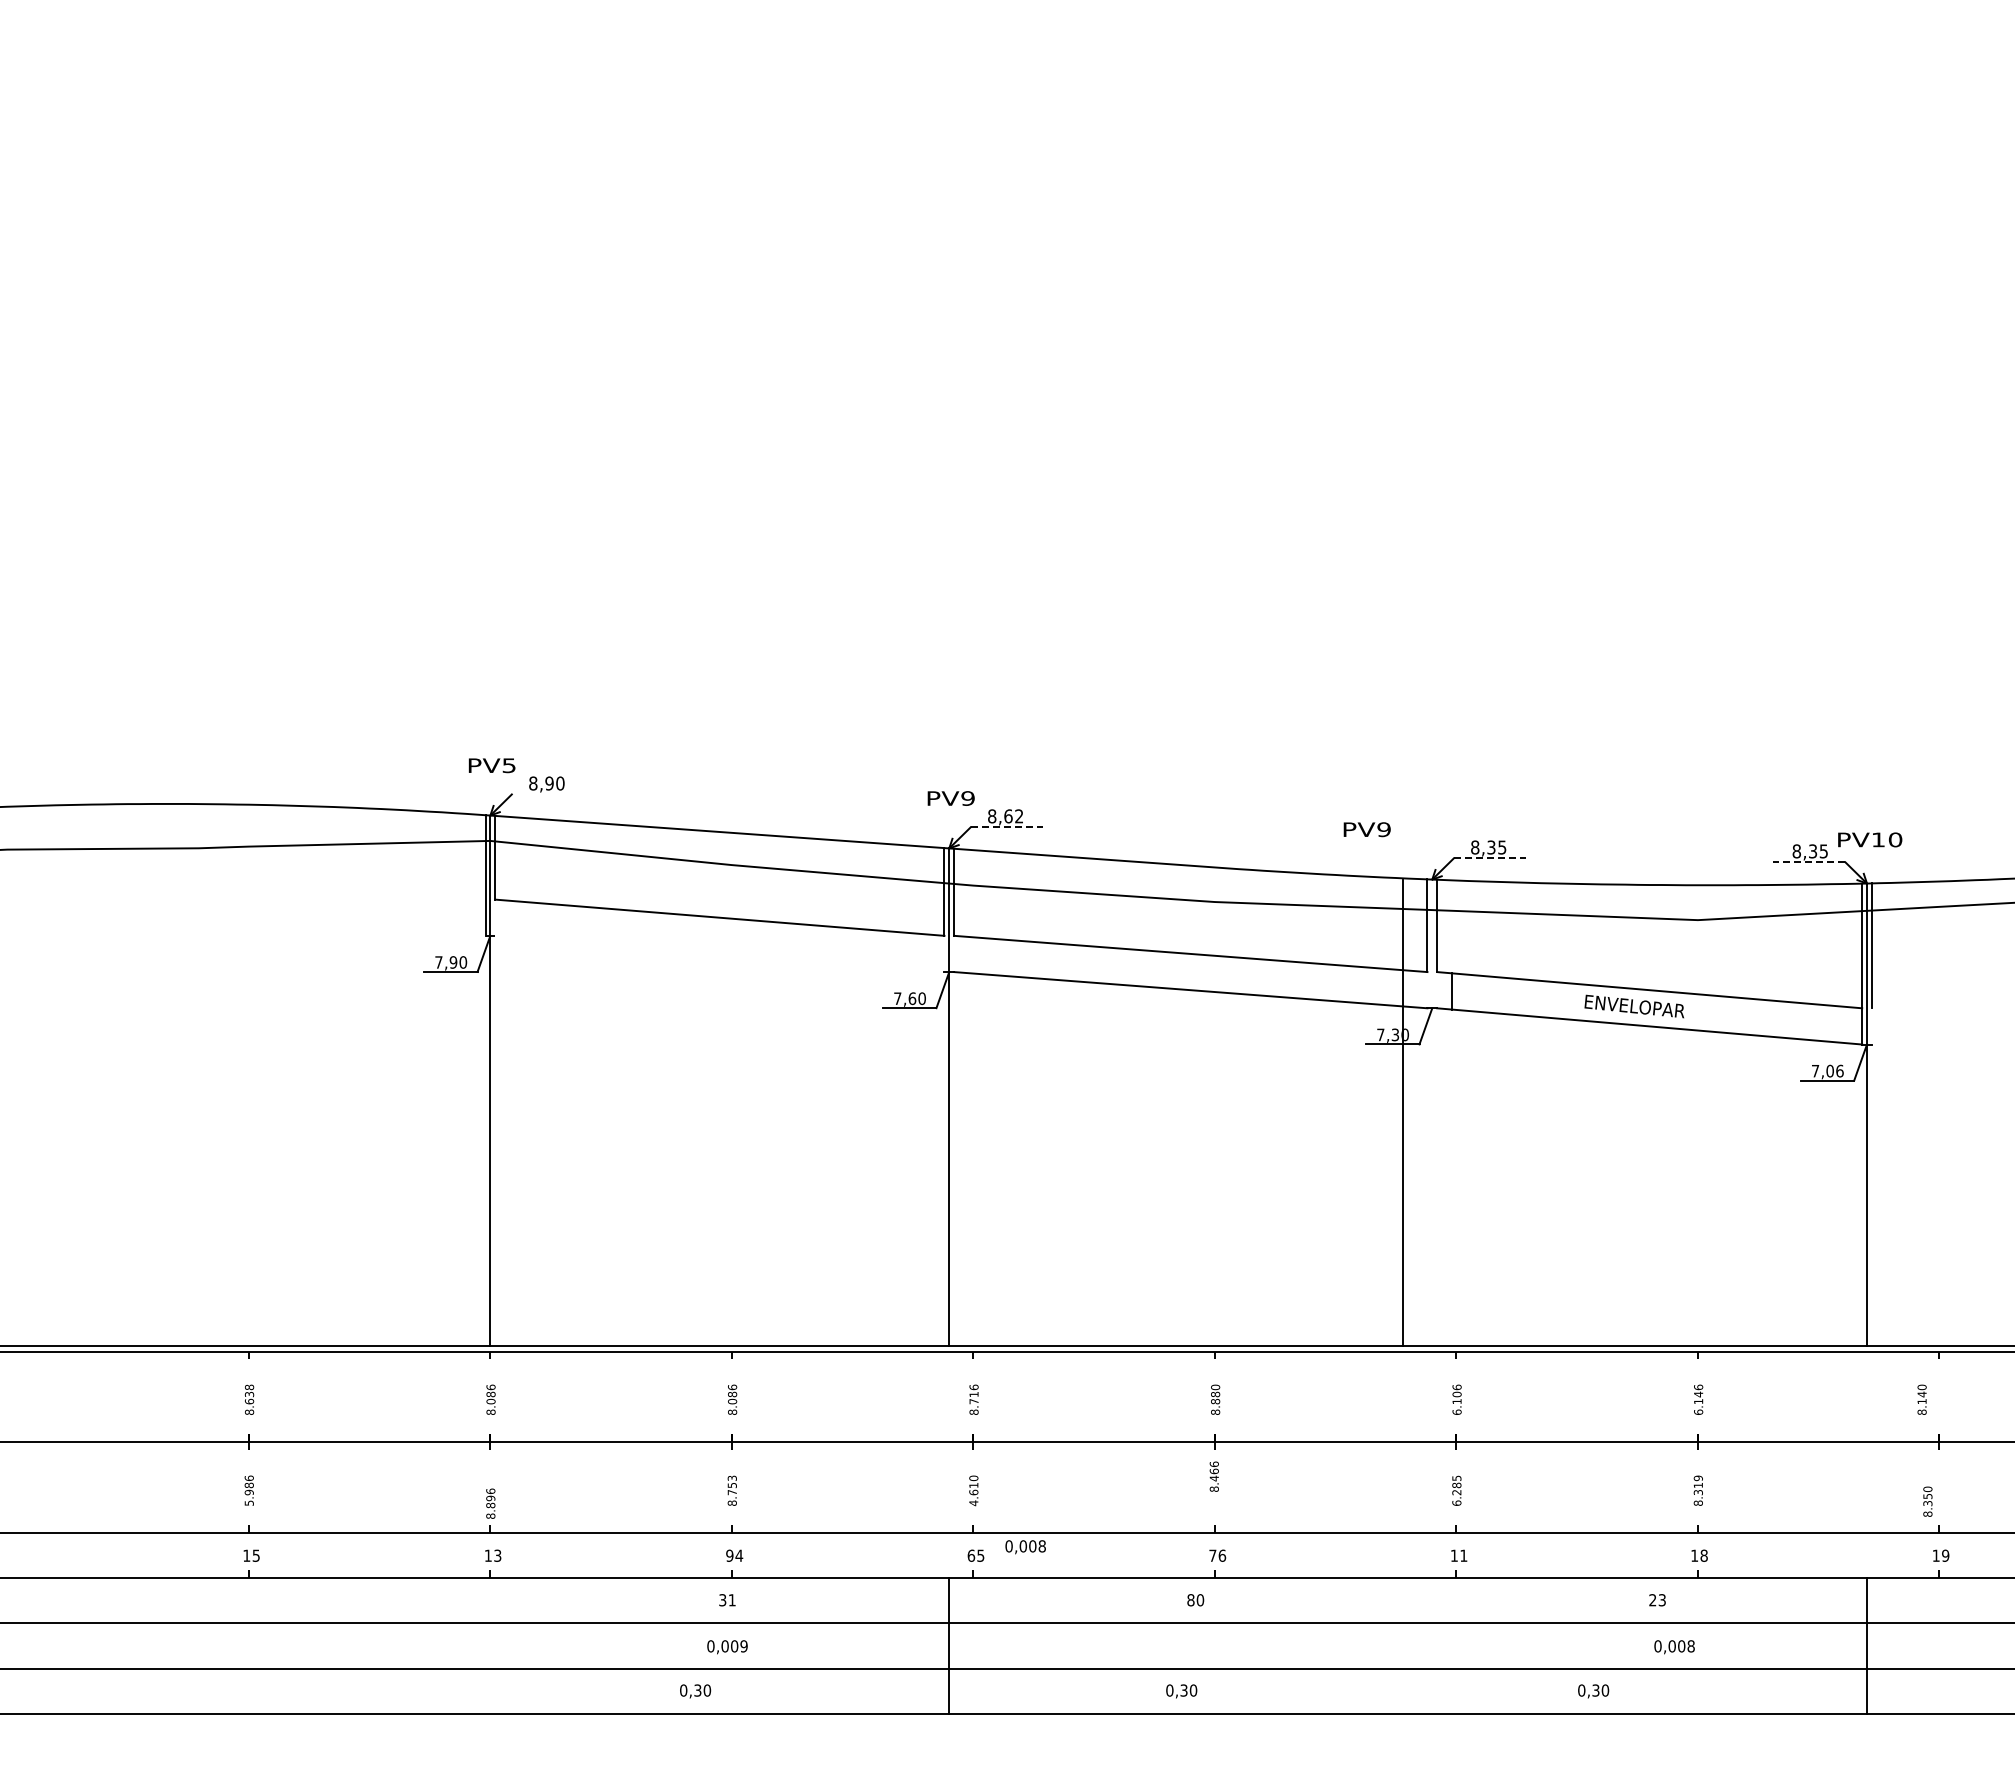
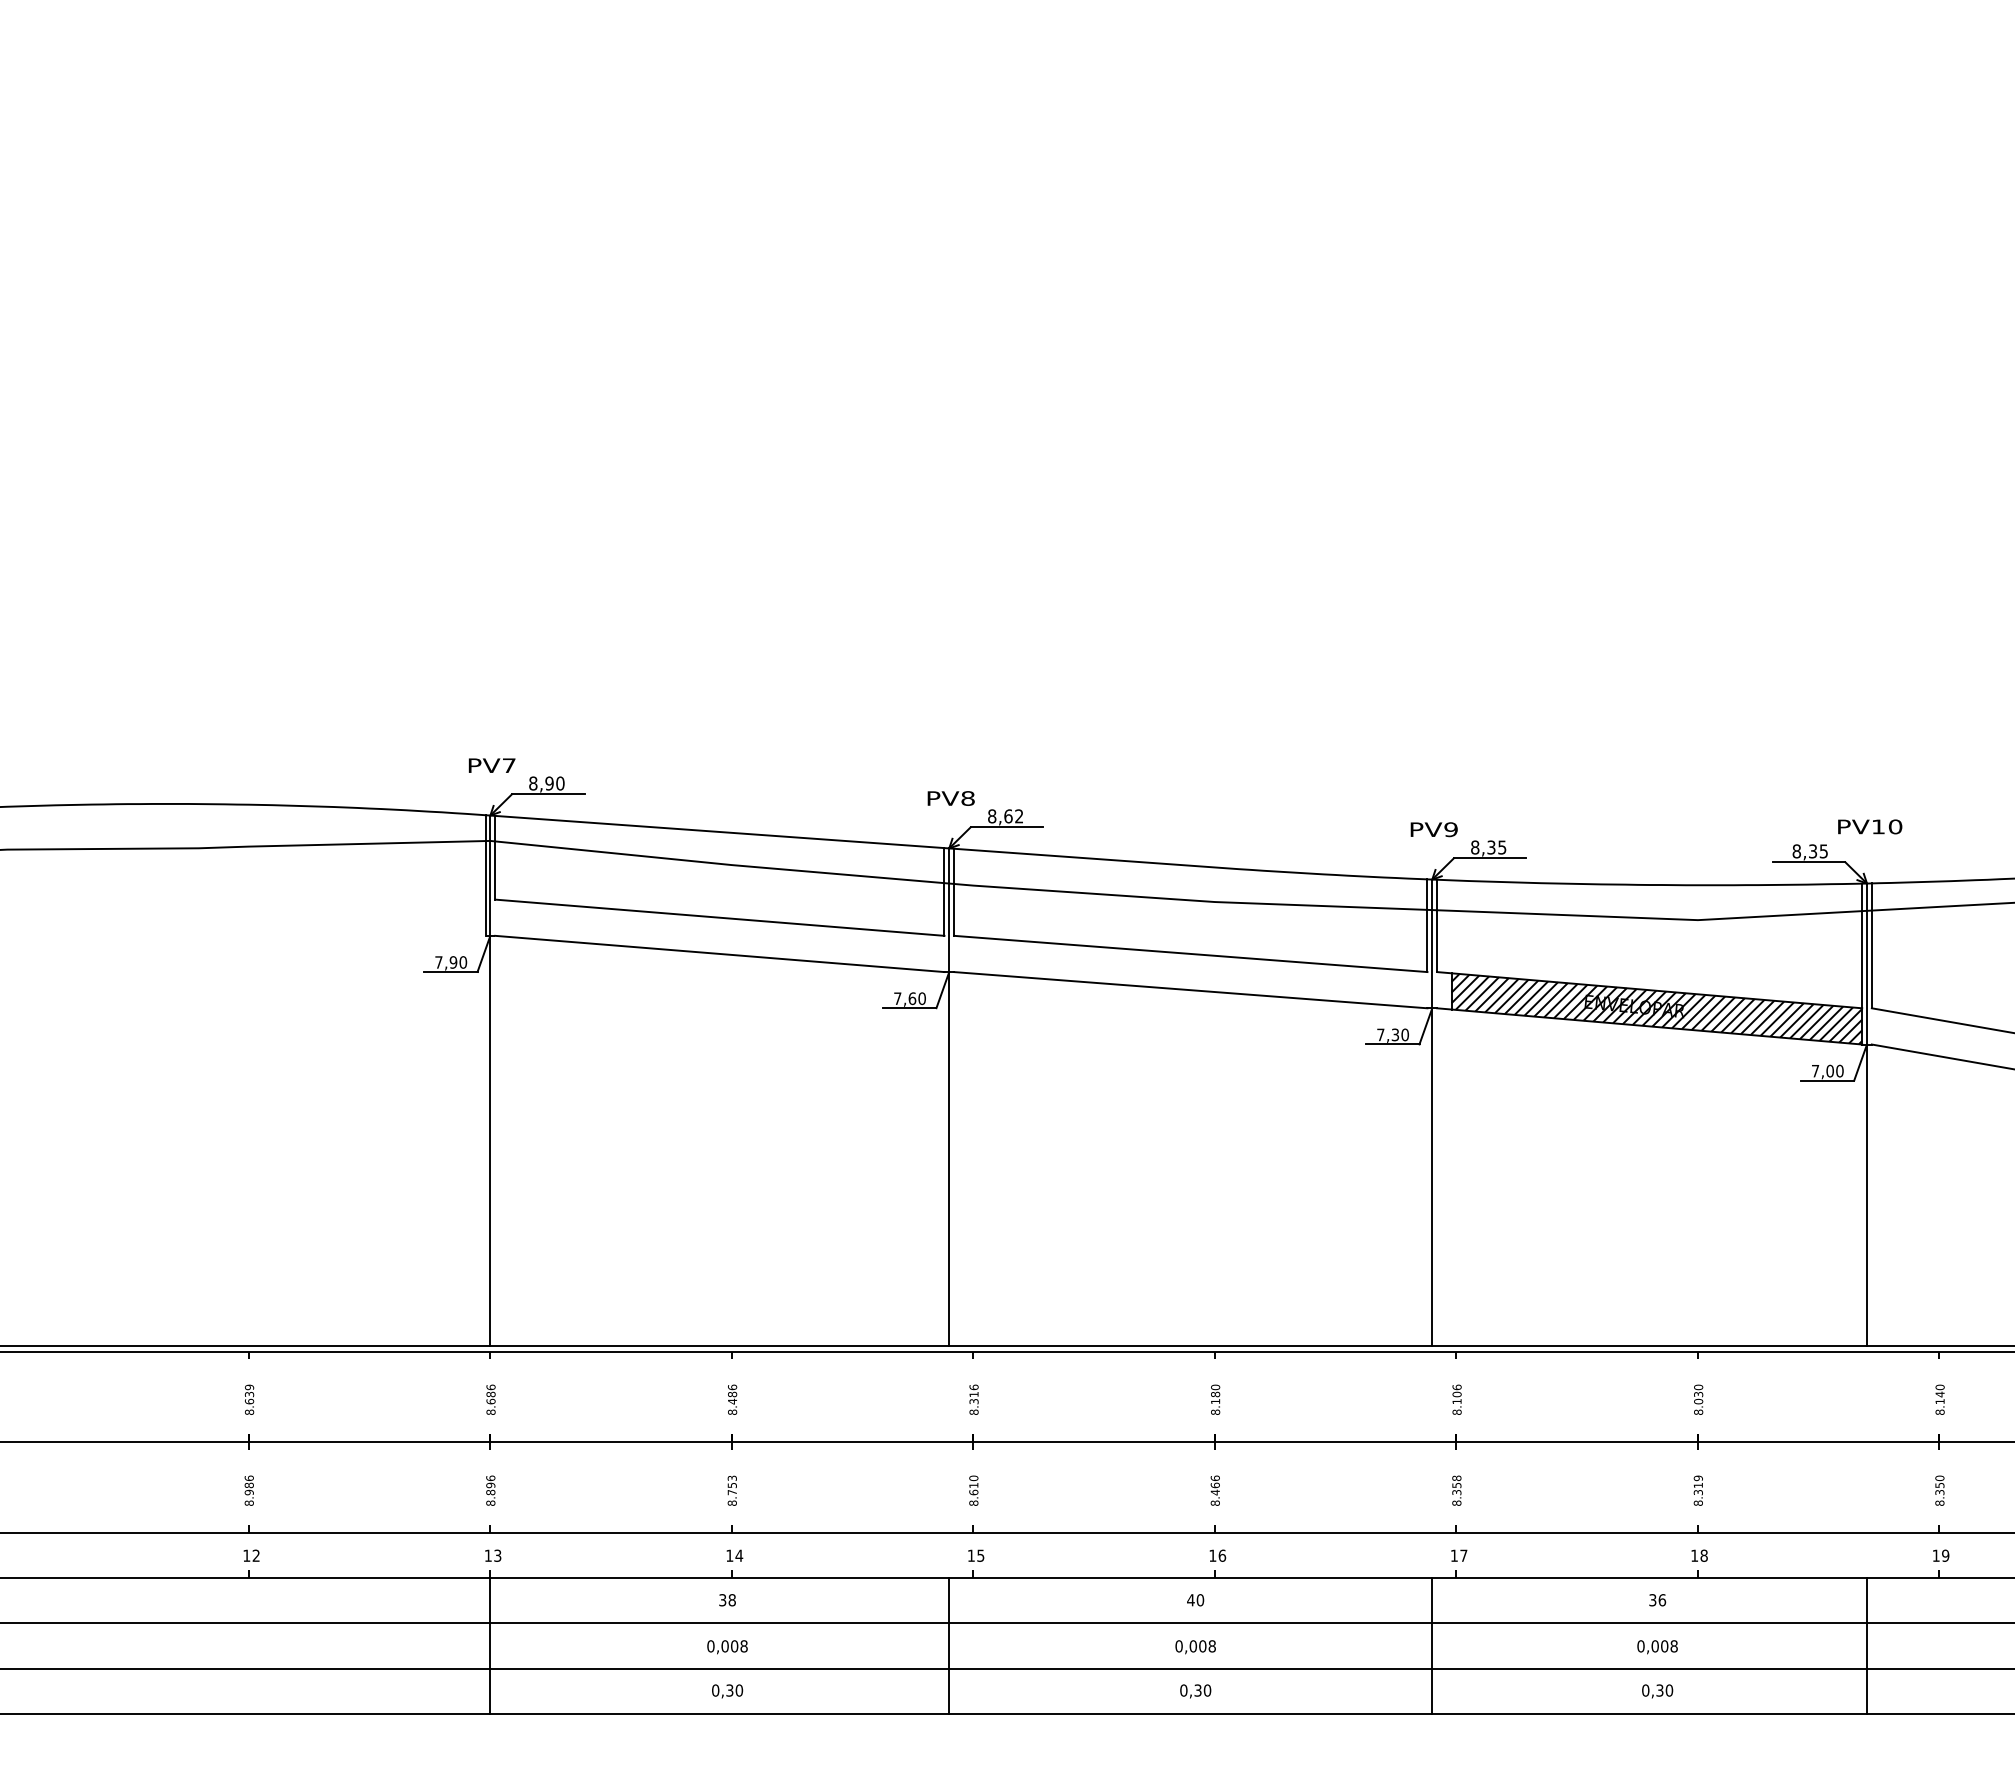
text: PV5 -> PV7 (508, 765)
line: none -> present (547, 794)
text: PV9 -> PV8 (967, 798)
line: dashed -> solid (1007, 827)
text position: (1366, 829) -> (1433, 829) (1433, 829)
text position: (1870, 839) -> (1870, 826) (1870, 826)
line: dashed -> solid (1490, 858)
line: dashed -> solid (1808, 862)
line: none -> present (719, 953)
hatch: none -> present (1656, 1008)
line: none -> present (1941, 1020)
line: none -> present (1941, 1056)
text: 7,06 -> 7,00 (1839, 1070)
line position: (1403, 1112) -> (1432, 1112) (1432, 1112)
text: 8.638 -> 8.639 (249, 1387)
text: 6.146 -> 8.030 (1698, 1399)
text position: (1921, 1399) -> (1939, 1399) (1939, 1399)
text: 8.086 -> 8.686 (490, 1401)
text: 8.086 -> 8.486 (732, 1401)
text: 8.716 -> 8.316 (973, 1401)
text: 8.880 -> 8.180 (1215, 1401)
text: 6.106 -> 8.106 (1456, 1411)
text position: (1213, 1476) -> (1214, 1490) (1214, 1490)
text: 6.285 -> 8.358 (1456, 1490)
text position: (1927, 1501) -> (1939, 1490) (1939, 1490)
text: 5.986 -> 8.986 (248, 1502)
text position: (490, 1503) -> (490, 1490) (490, 1490)
text: 4.610 -> 8.610 (973, 1503)
text position: (1025, 1547) -> (1195, 1647) (1195, 1647)
text: 15 -> 12 (255, 1555)
text: 94 -> 14 (729, 1555)
text: 65 -> 15 (971, 1555)
text: 76 -> 16 (1212, 1555)
text: 11 -> 17 (1463, 1555)
text: 31 -> 38 (731, 1600)
text: 80 -> 40 (1190, 1600)
text: 23 -> 36 (1657, 1600)
line: none -> present (490, 1645)
line: none -> present (1432, 1645)
text: 0,009 -> 0,008 (743, 1646)
text position: (1674, 1647) -> (1657, 1647) (1657, 1647)
text position: (695, 1691) -> (727, 1691) (727, 1691)
text position: (1181, 1691) -> (1195, 1691) (1195, 1691)
text position: (1593, 1691) -> (1657, 1691) (1657, 1691)
